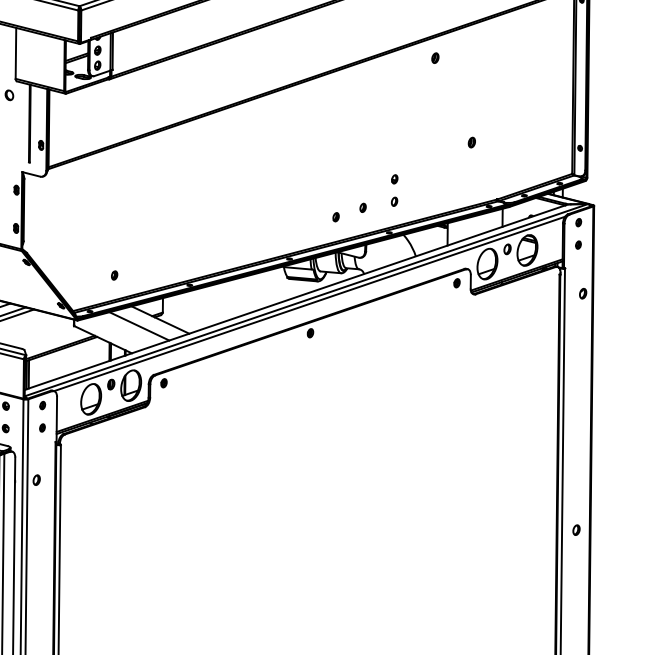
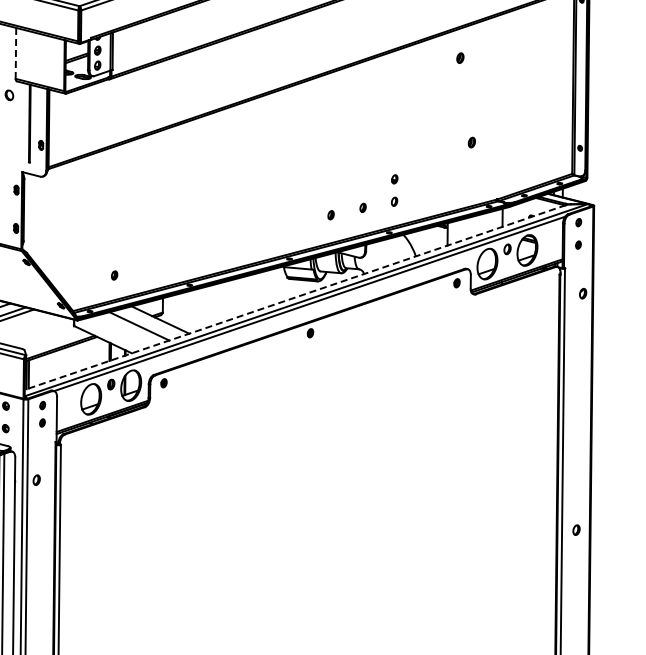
line: solid -> dashed (15, 53)
part position: (435, 57) -> (460, 57) (460, 57)
part position: (335, 217) -> (330, 215) (330, 215)
line: solid -> dashed (295, 297)
part position: (42, 427) -> (42, 422) (42, 422)
